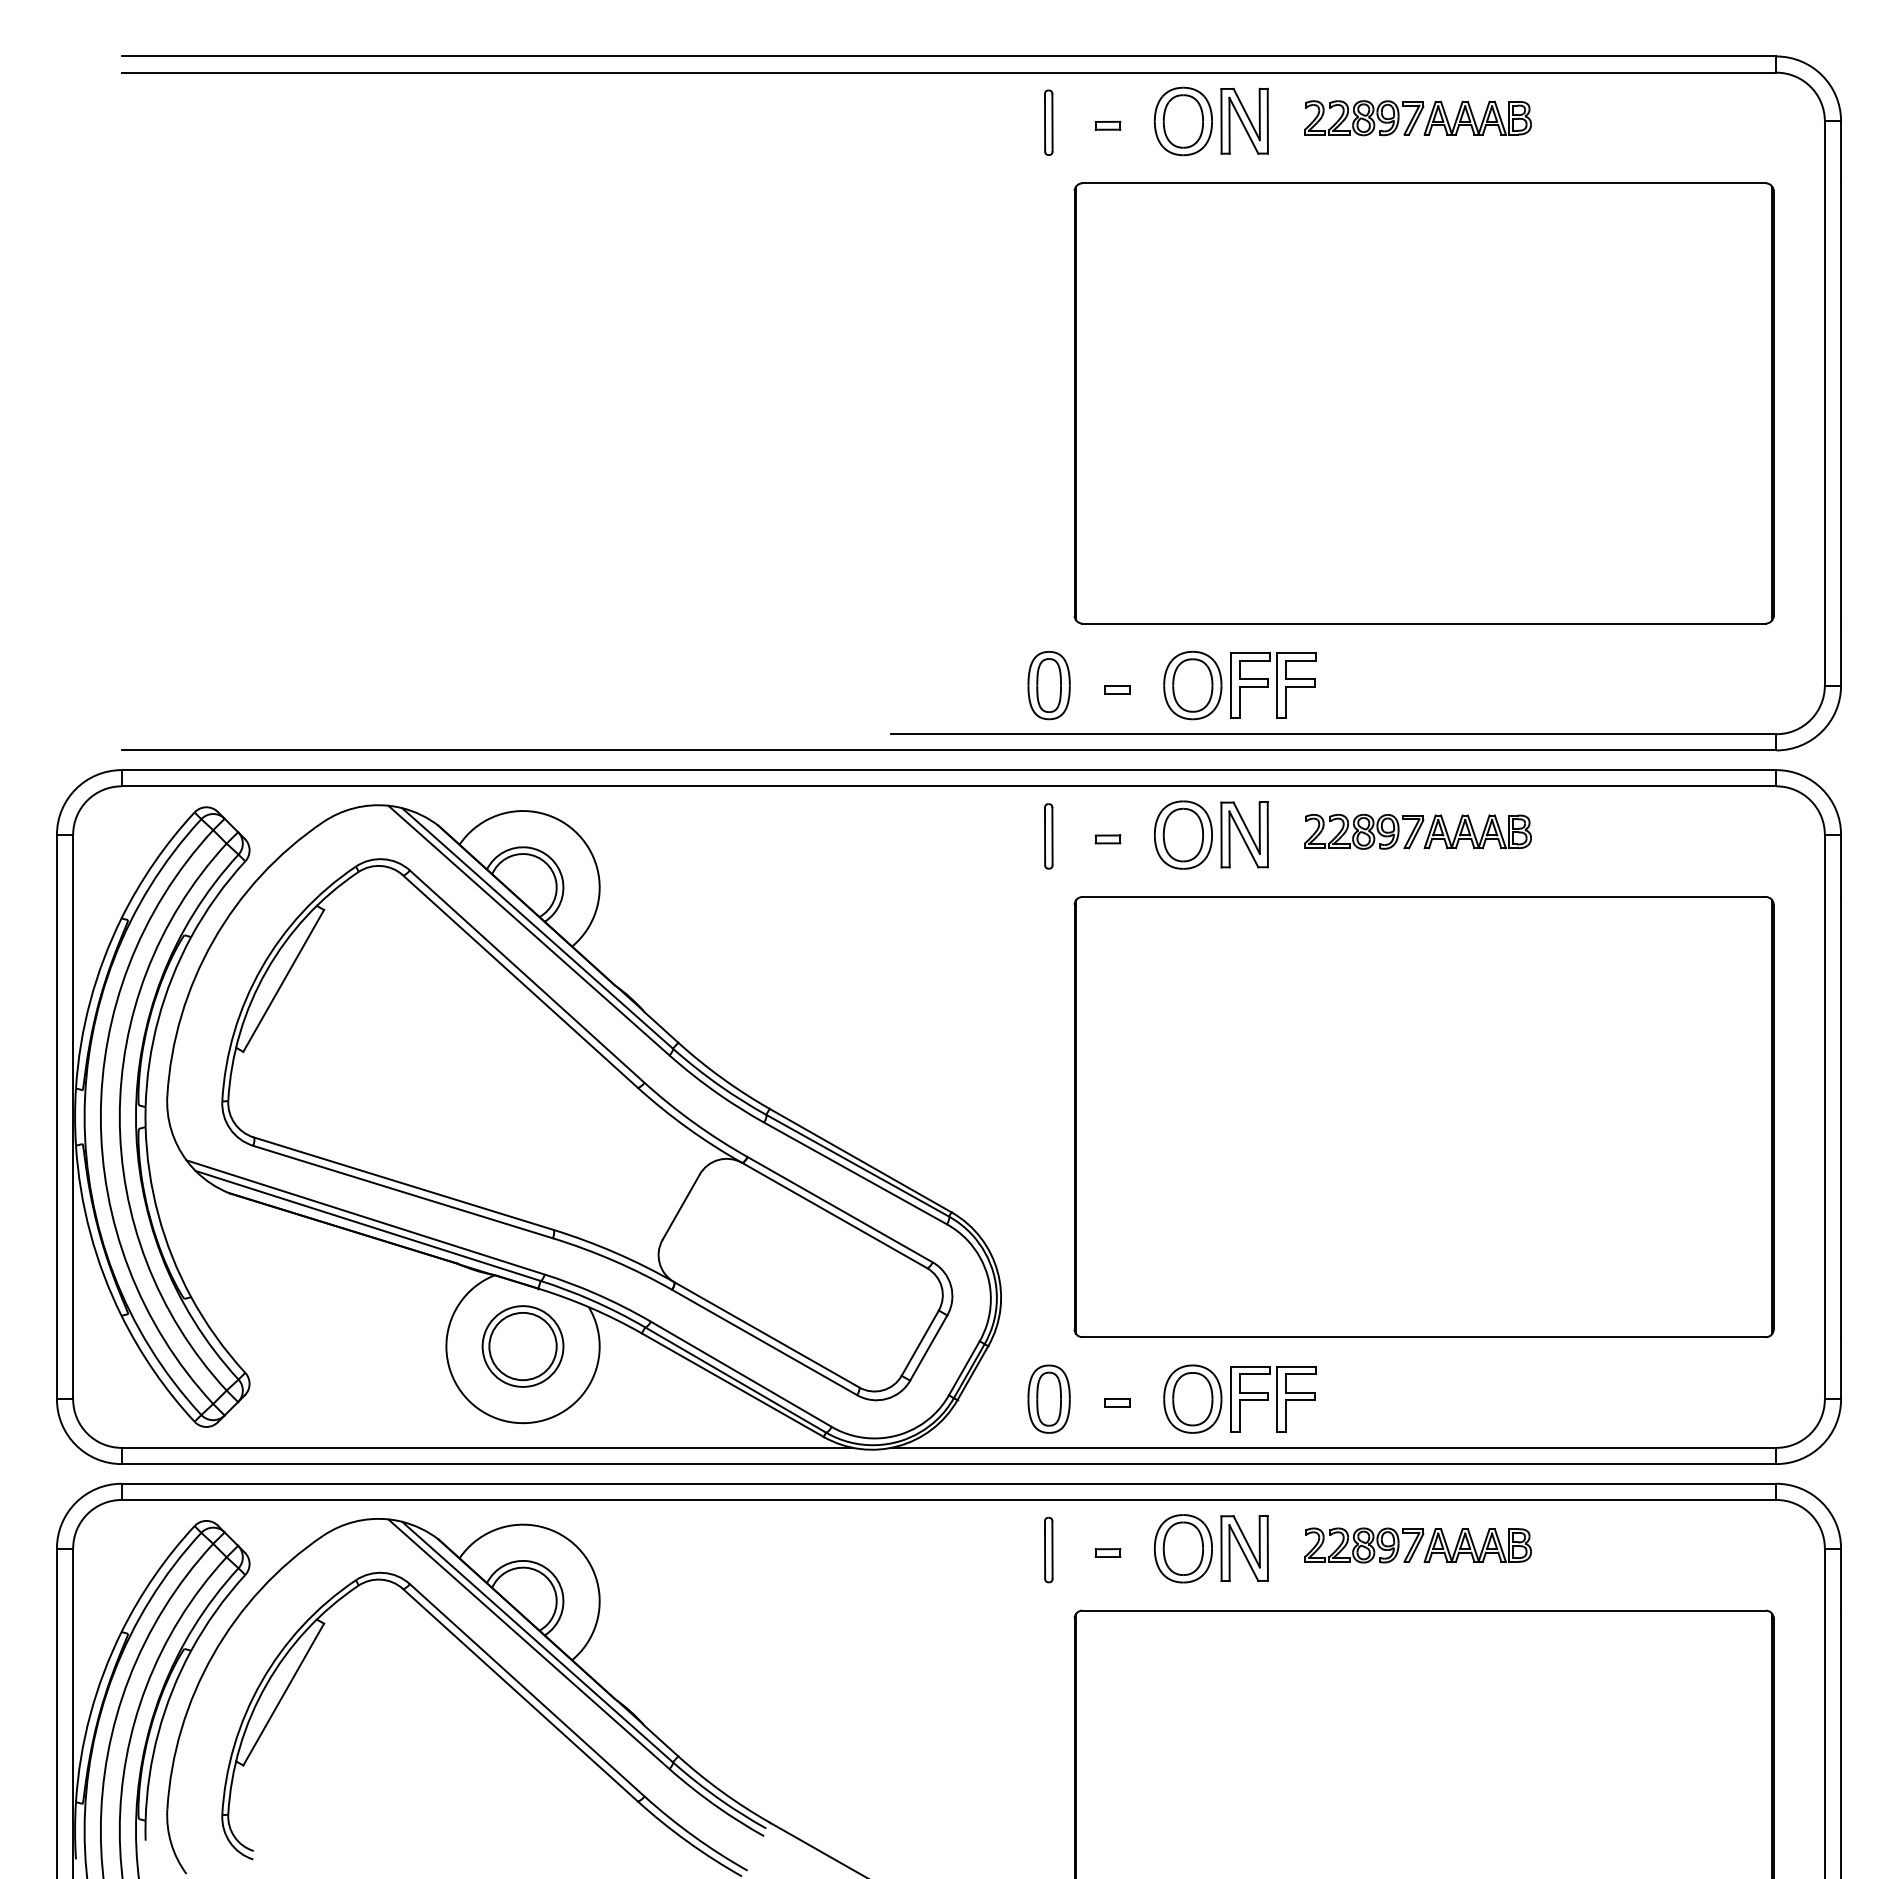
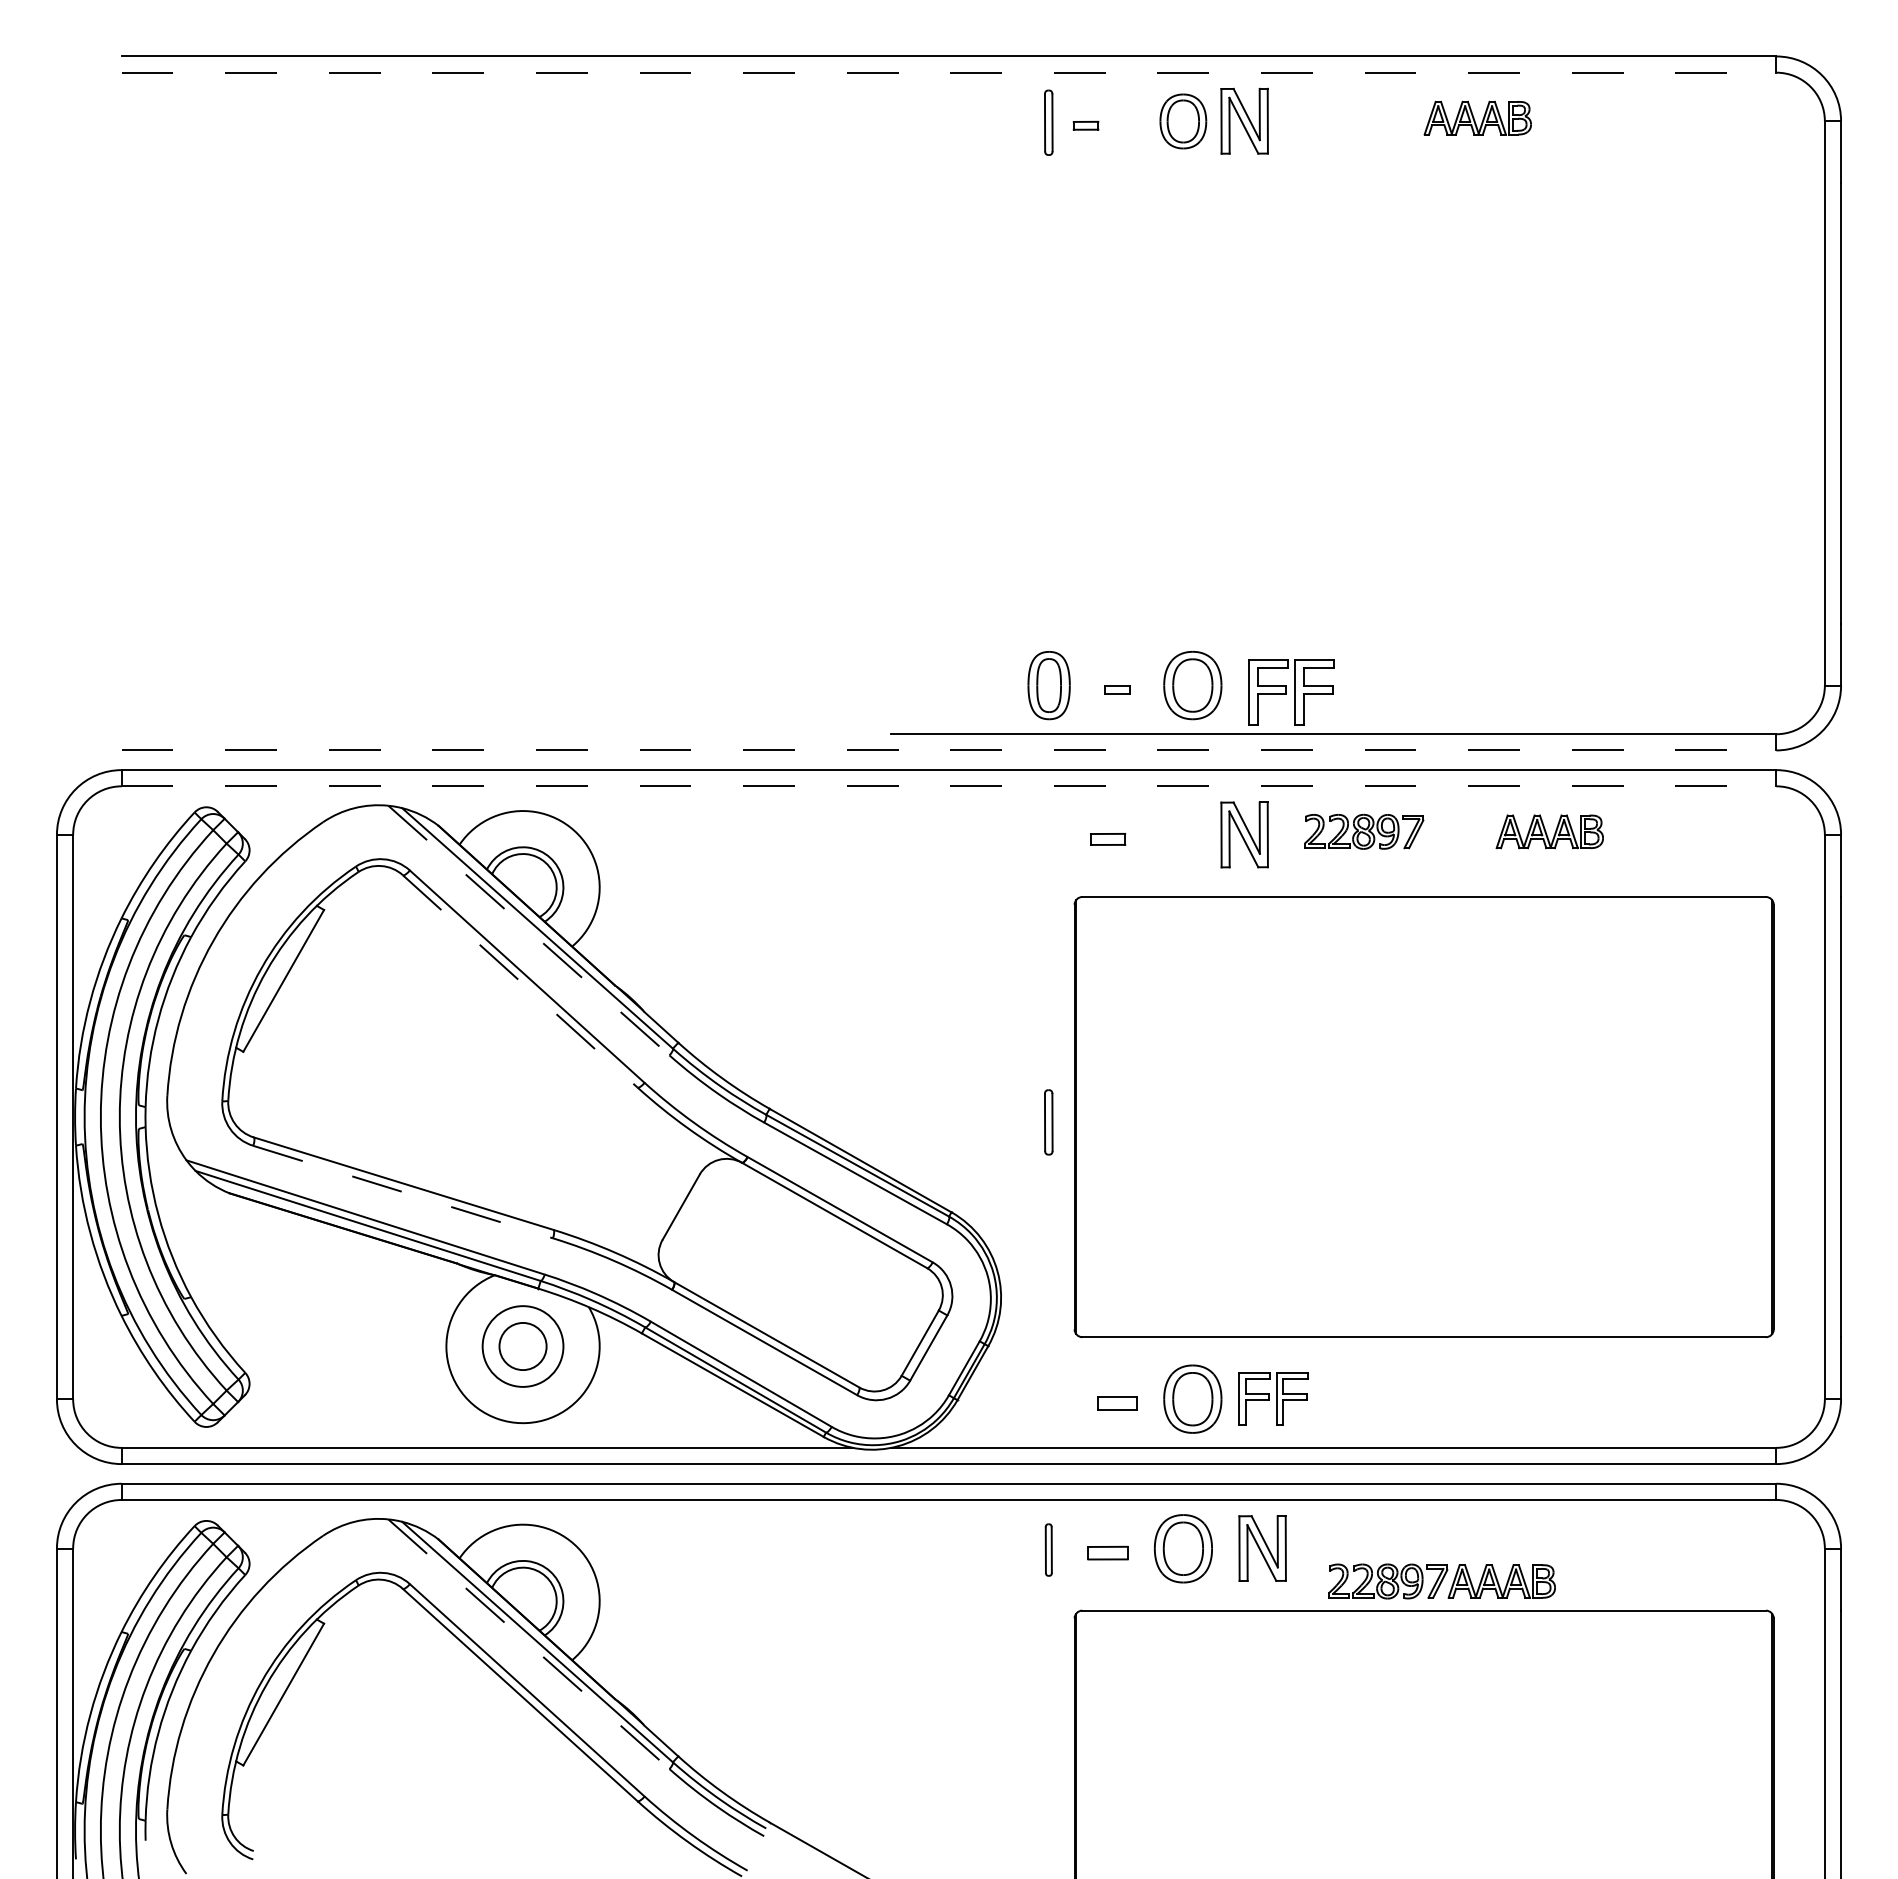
line: solid -> dashed (949, 72)
part: present -> none (1364, 118)
part size: 60x71 px -> 49x57 px (1183, 121)
part position: (1107, 125) -> (1085, 125) (1085, 125)
part: present -> none (1423, 403)
part position: (1273, 685) -> (1291, 692) (1291, 692)
line: solid -> dashed (949, 750)
line: solid -> dashed (949, 786)
part position: (1477, 831) -> (1549, 831) (1549, 831)
part: present -> none (1183, 834)
part position: (1048, 836) -> (1048, 1122) (1048, 1122)
part size: 28x11 px -> 37x13 px (1108, 839)
line: solid -> dashed (529, 930)
line: solid -> dashed (520, 981)
line: solid -> dashed (403, 1192)
circle diameter: 67 px -> 47 px (522, 1346)
part: present -> none (1048, 1398)
part size: 87x67 px -> 71x54 px (1273, 1398)
part size: 27x10 px -> 41x15 px (1117, 1403)
part position: (1417, 1545) -> (1441, 1581) (1441, 1581)
part position: (1244, 1548) -> (1262, 1548) (1262, 1548)
part size: 10x68 px -> 9x54 px (1048, 1549)
part size: 28x10 px -> 42x16 px (1107, 1552)
line: solid -> dashed (529, 1644)
